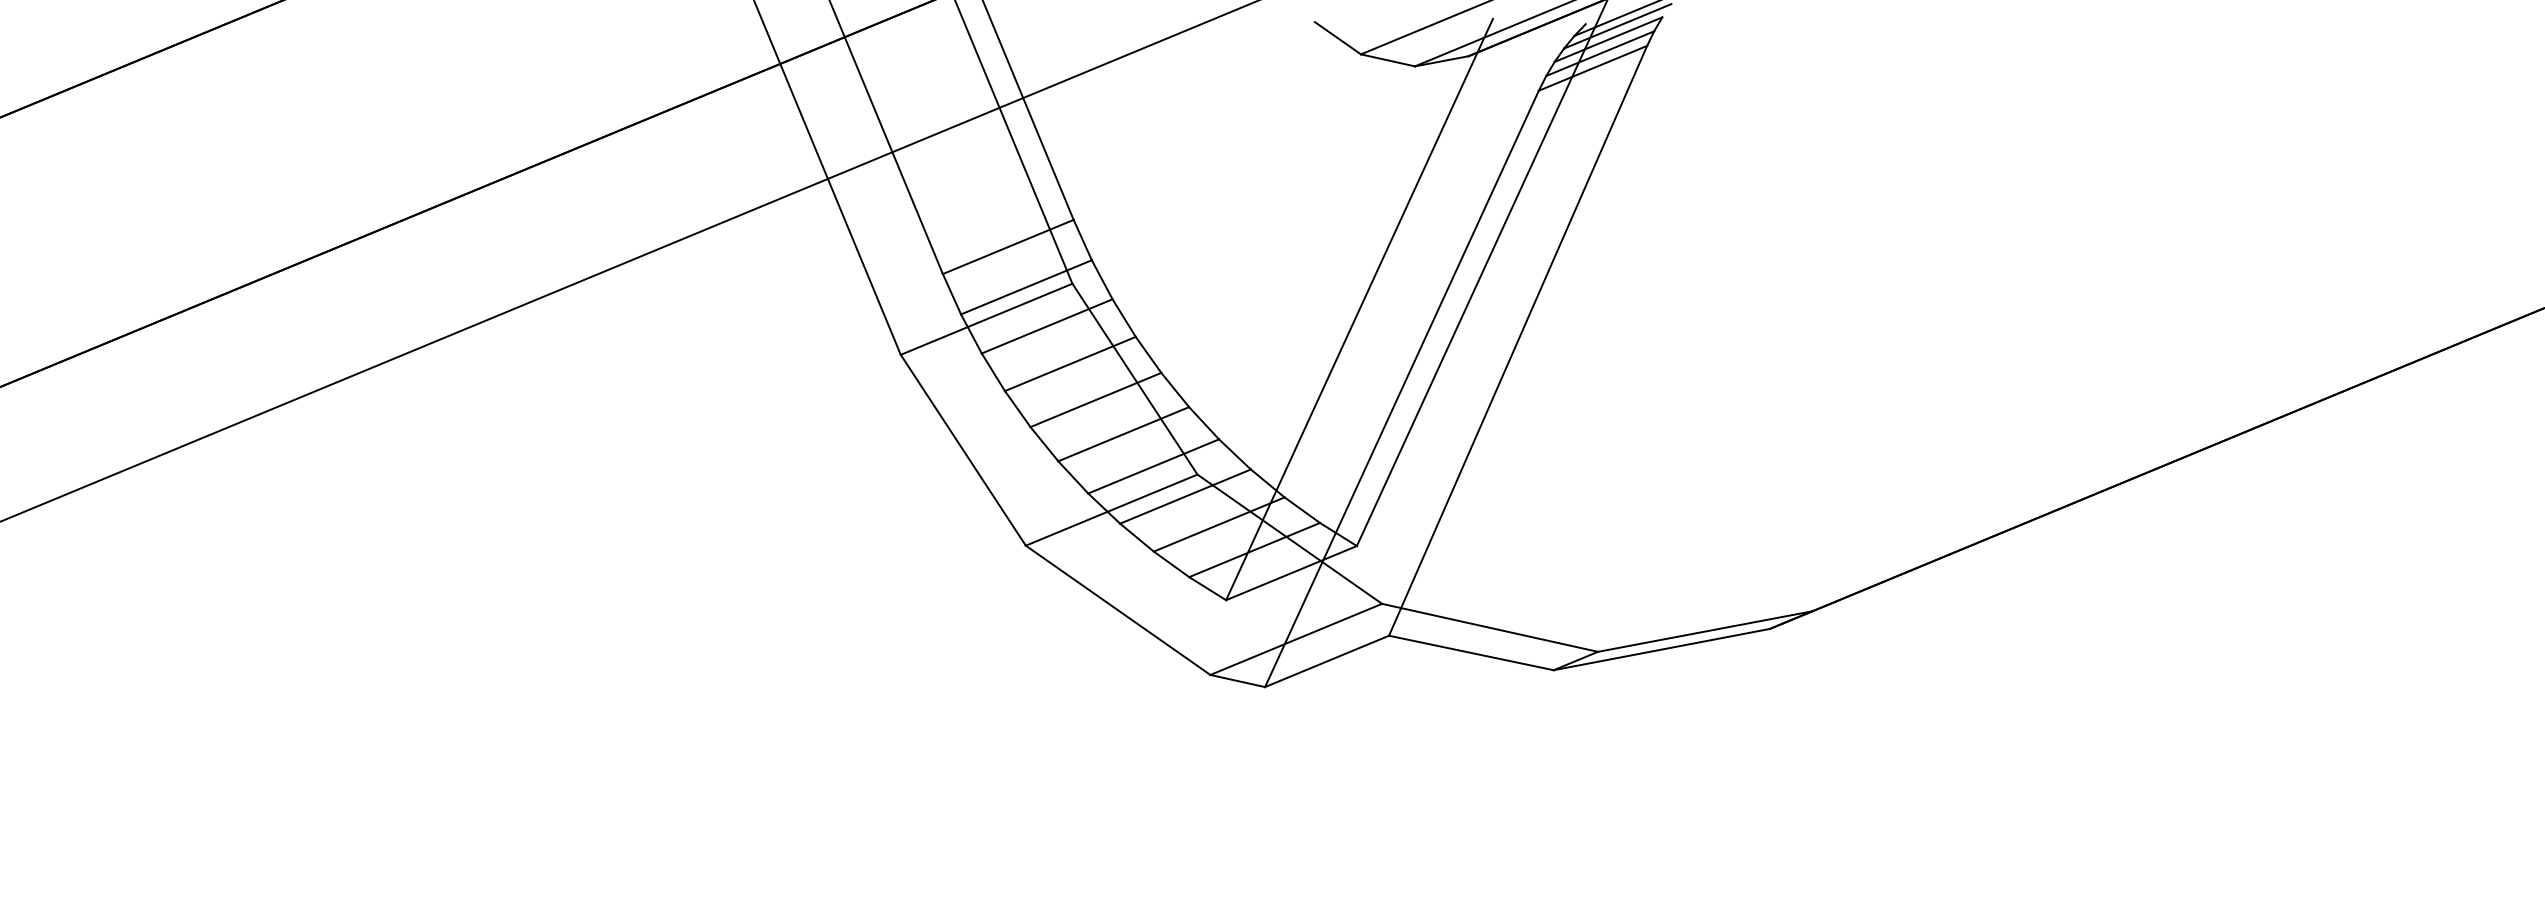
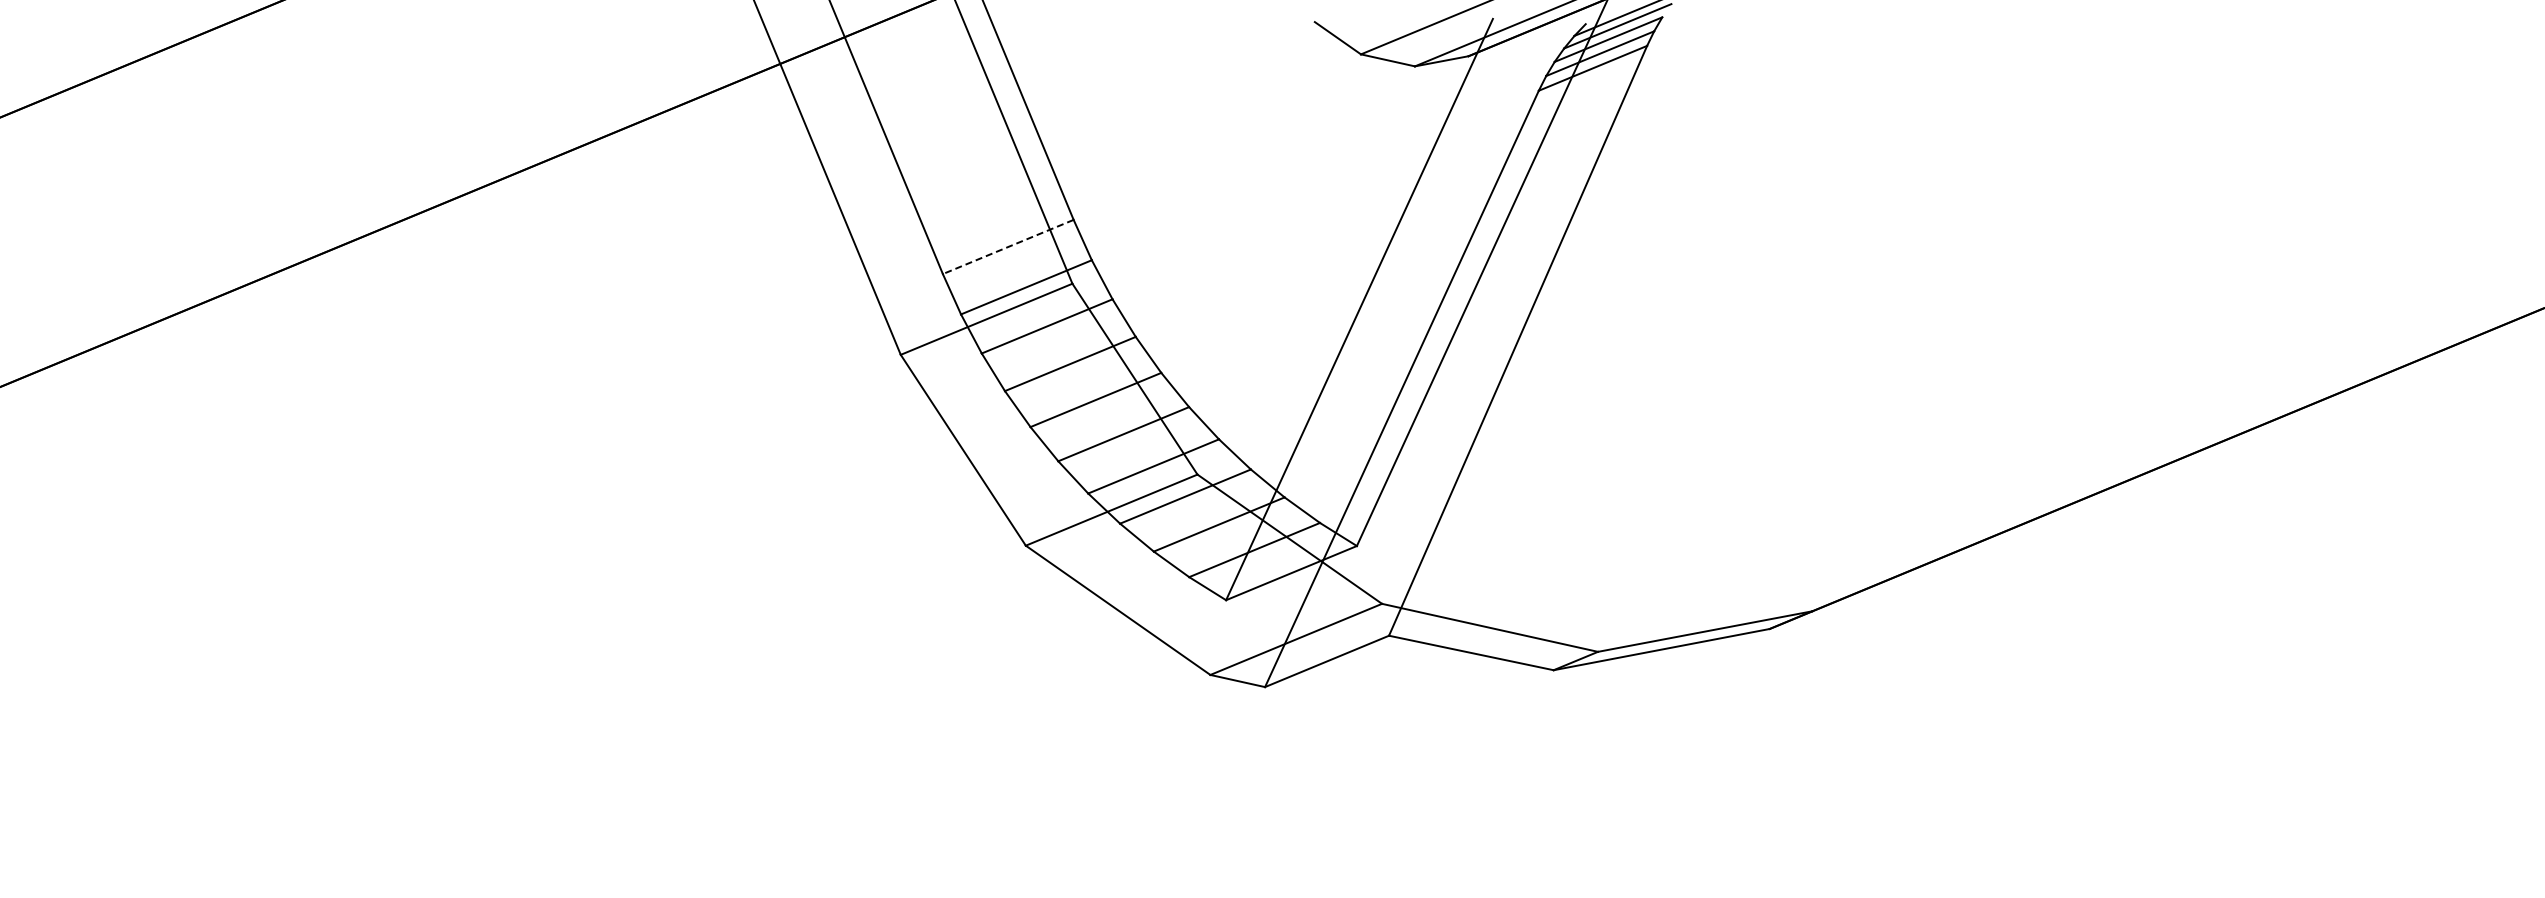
line: solid -> dashed (1008, 246)
line: present -> none (628, 261)
